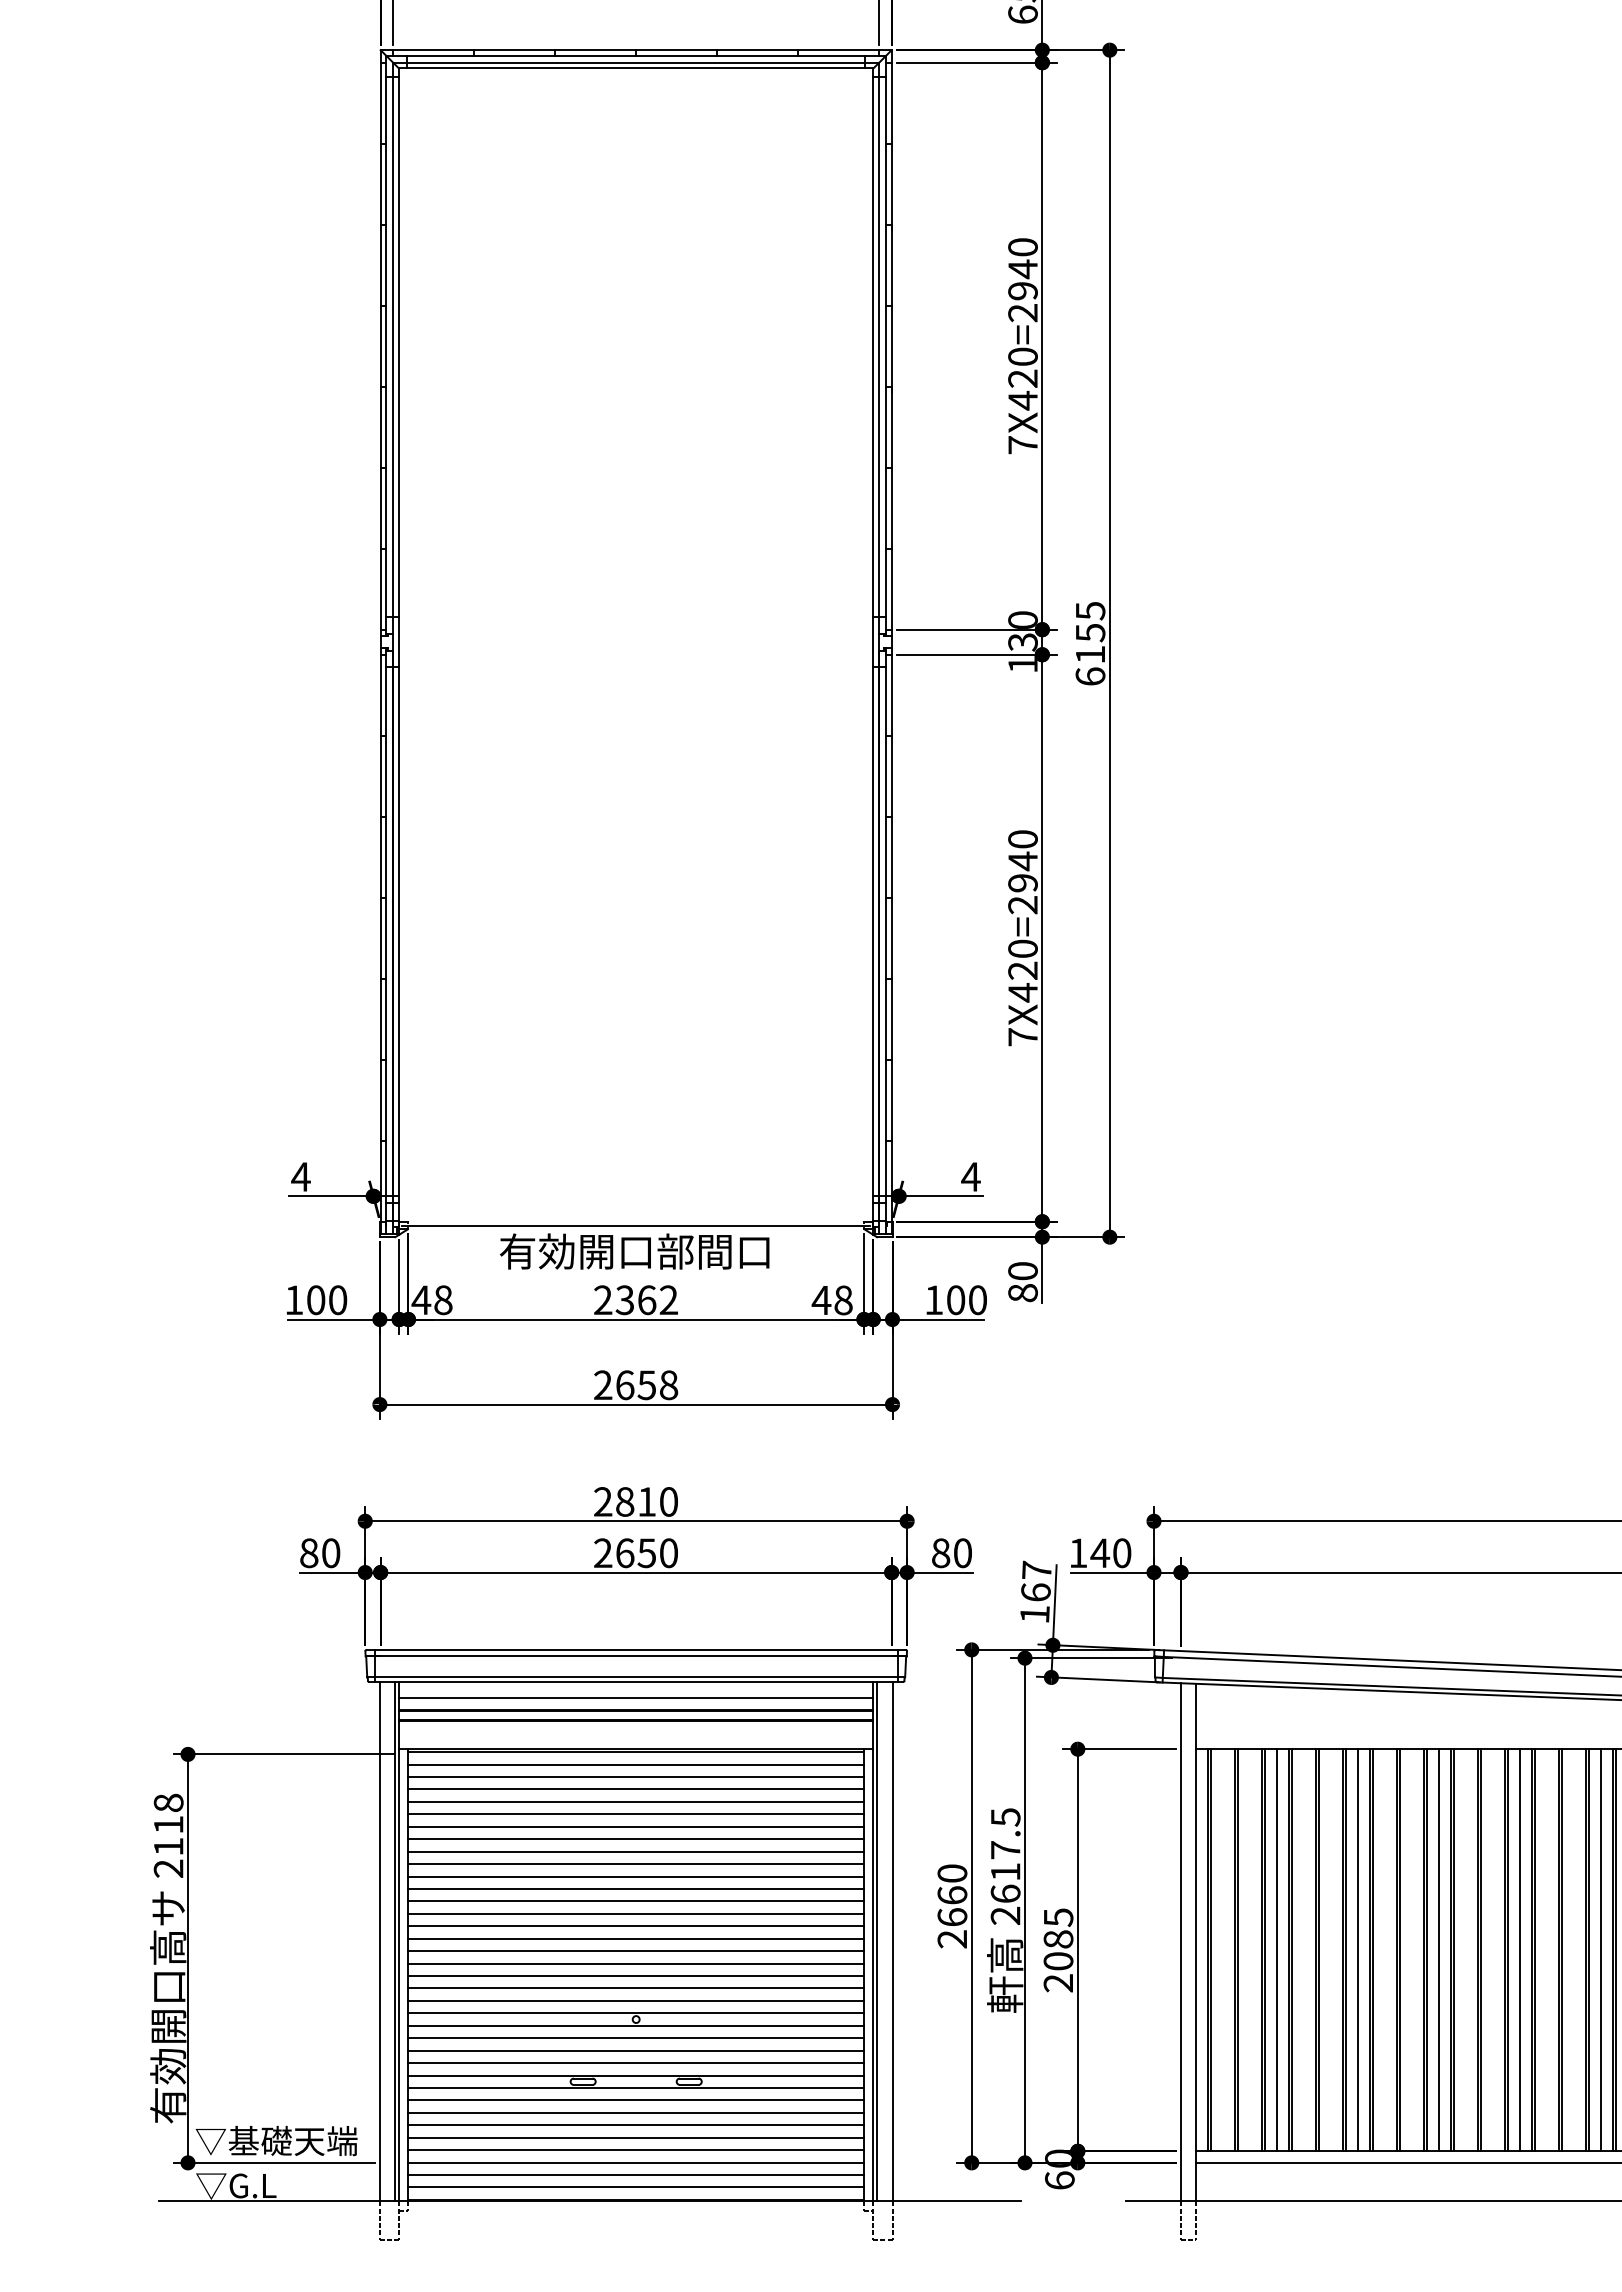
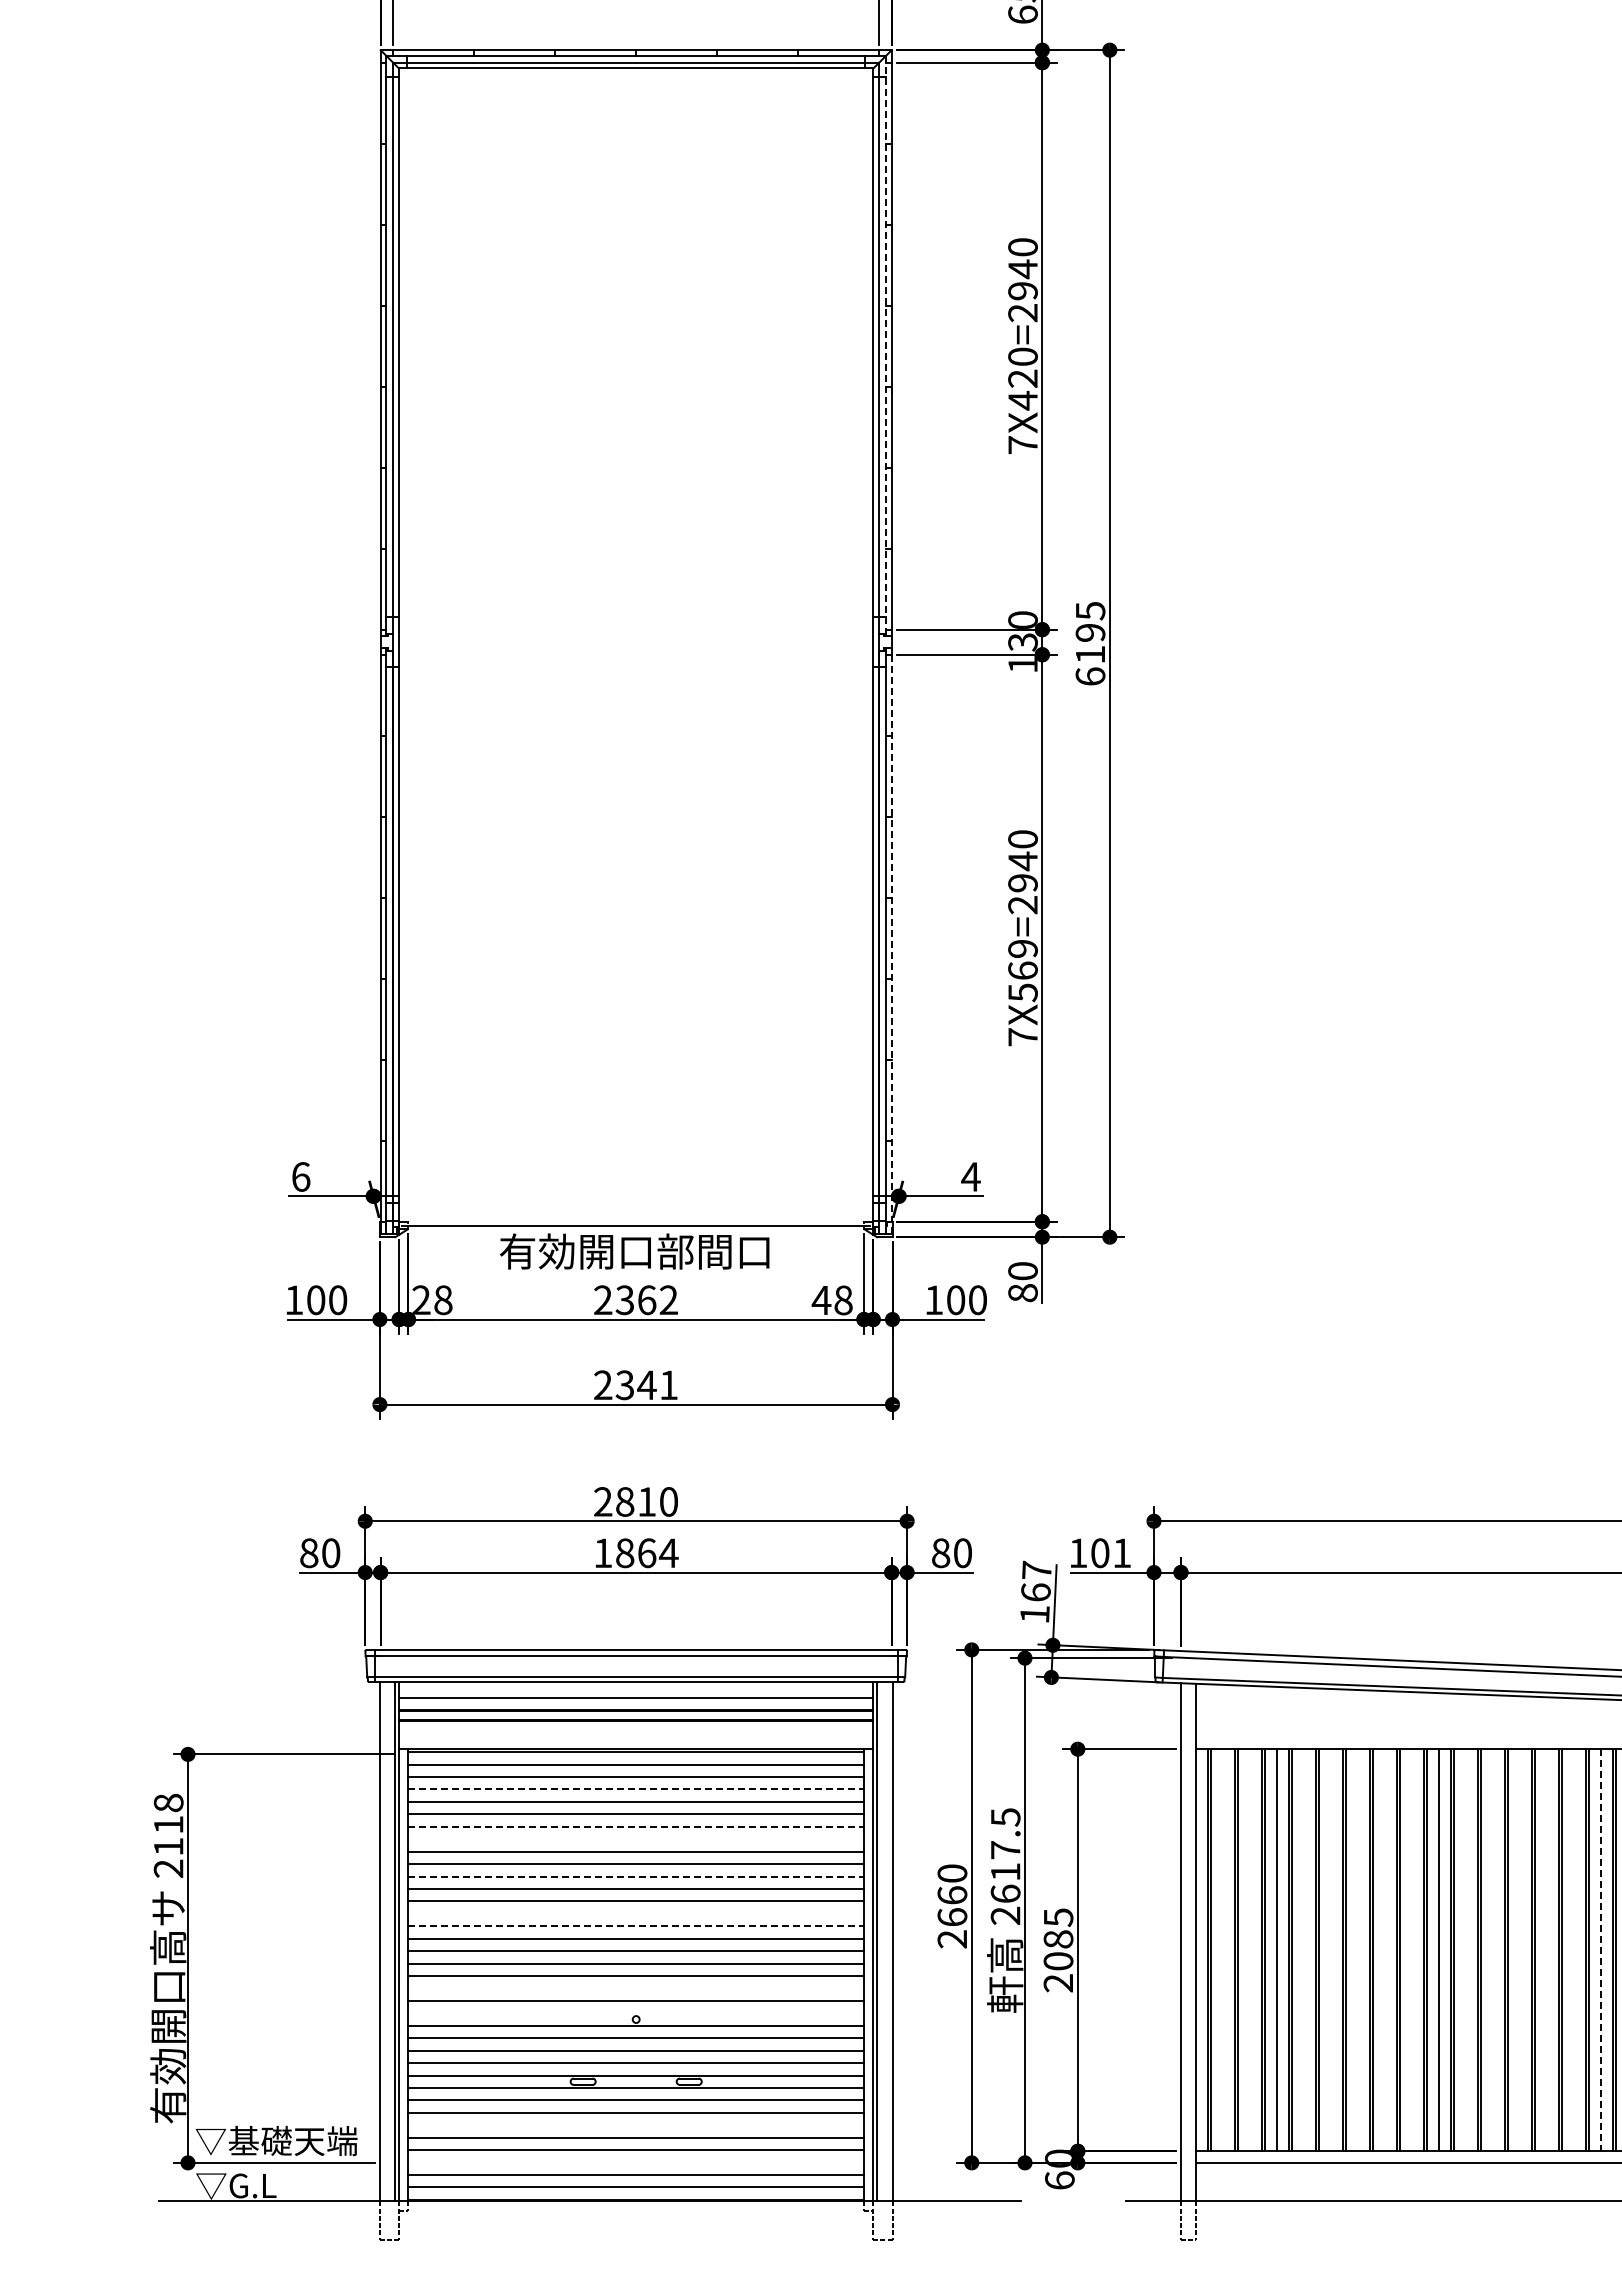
line: solid -> dashed (886, 346)
text: 6155 -> 6195 (1090, 633)
line: solid -> dashed (891, 944)
text: 7X420=2940 -> 7X569=2940 (1022, 970)
text: 4 -> 6 (300, 1176)
text: 48 -> 28 (421, 1299)
text: 2658 -> 2341 (646, 1385)
text: 2650 -> 1864 (636, 1553)
text: 140 -> 101 (1110, 1553)
line: solid -> dashed (636, 1789)
line: solid -> dashed (636, 1826)
line: present -> none (635, 1839)
line: solid -> dashed (636, 1876)
line: present -> none (635, 1913)
line: solid -> dashed (636, 1926)
line: present -> none (1358, 1950)
line: present -> none (1520, 1950)
line: solid -> dashed (1601, 1950)
line: present -> none (635, 1988)
line: present -> none (635, 2013)
line: present -> none (635, 2125)
line: present -> none (635, 2162)
